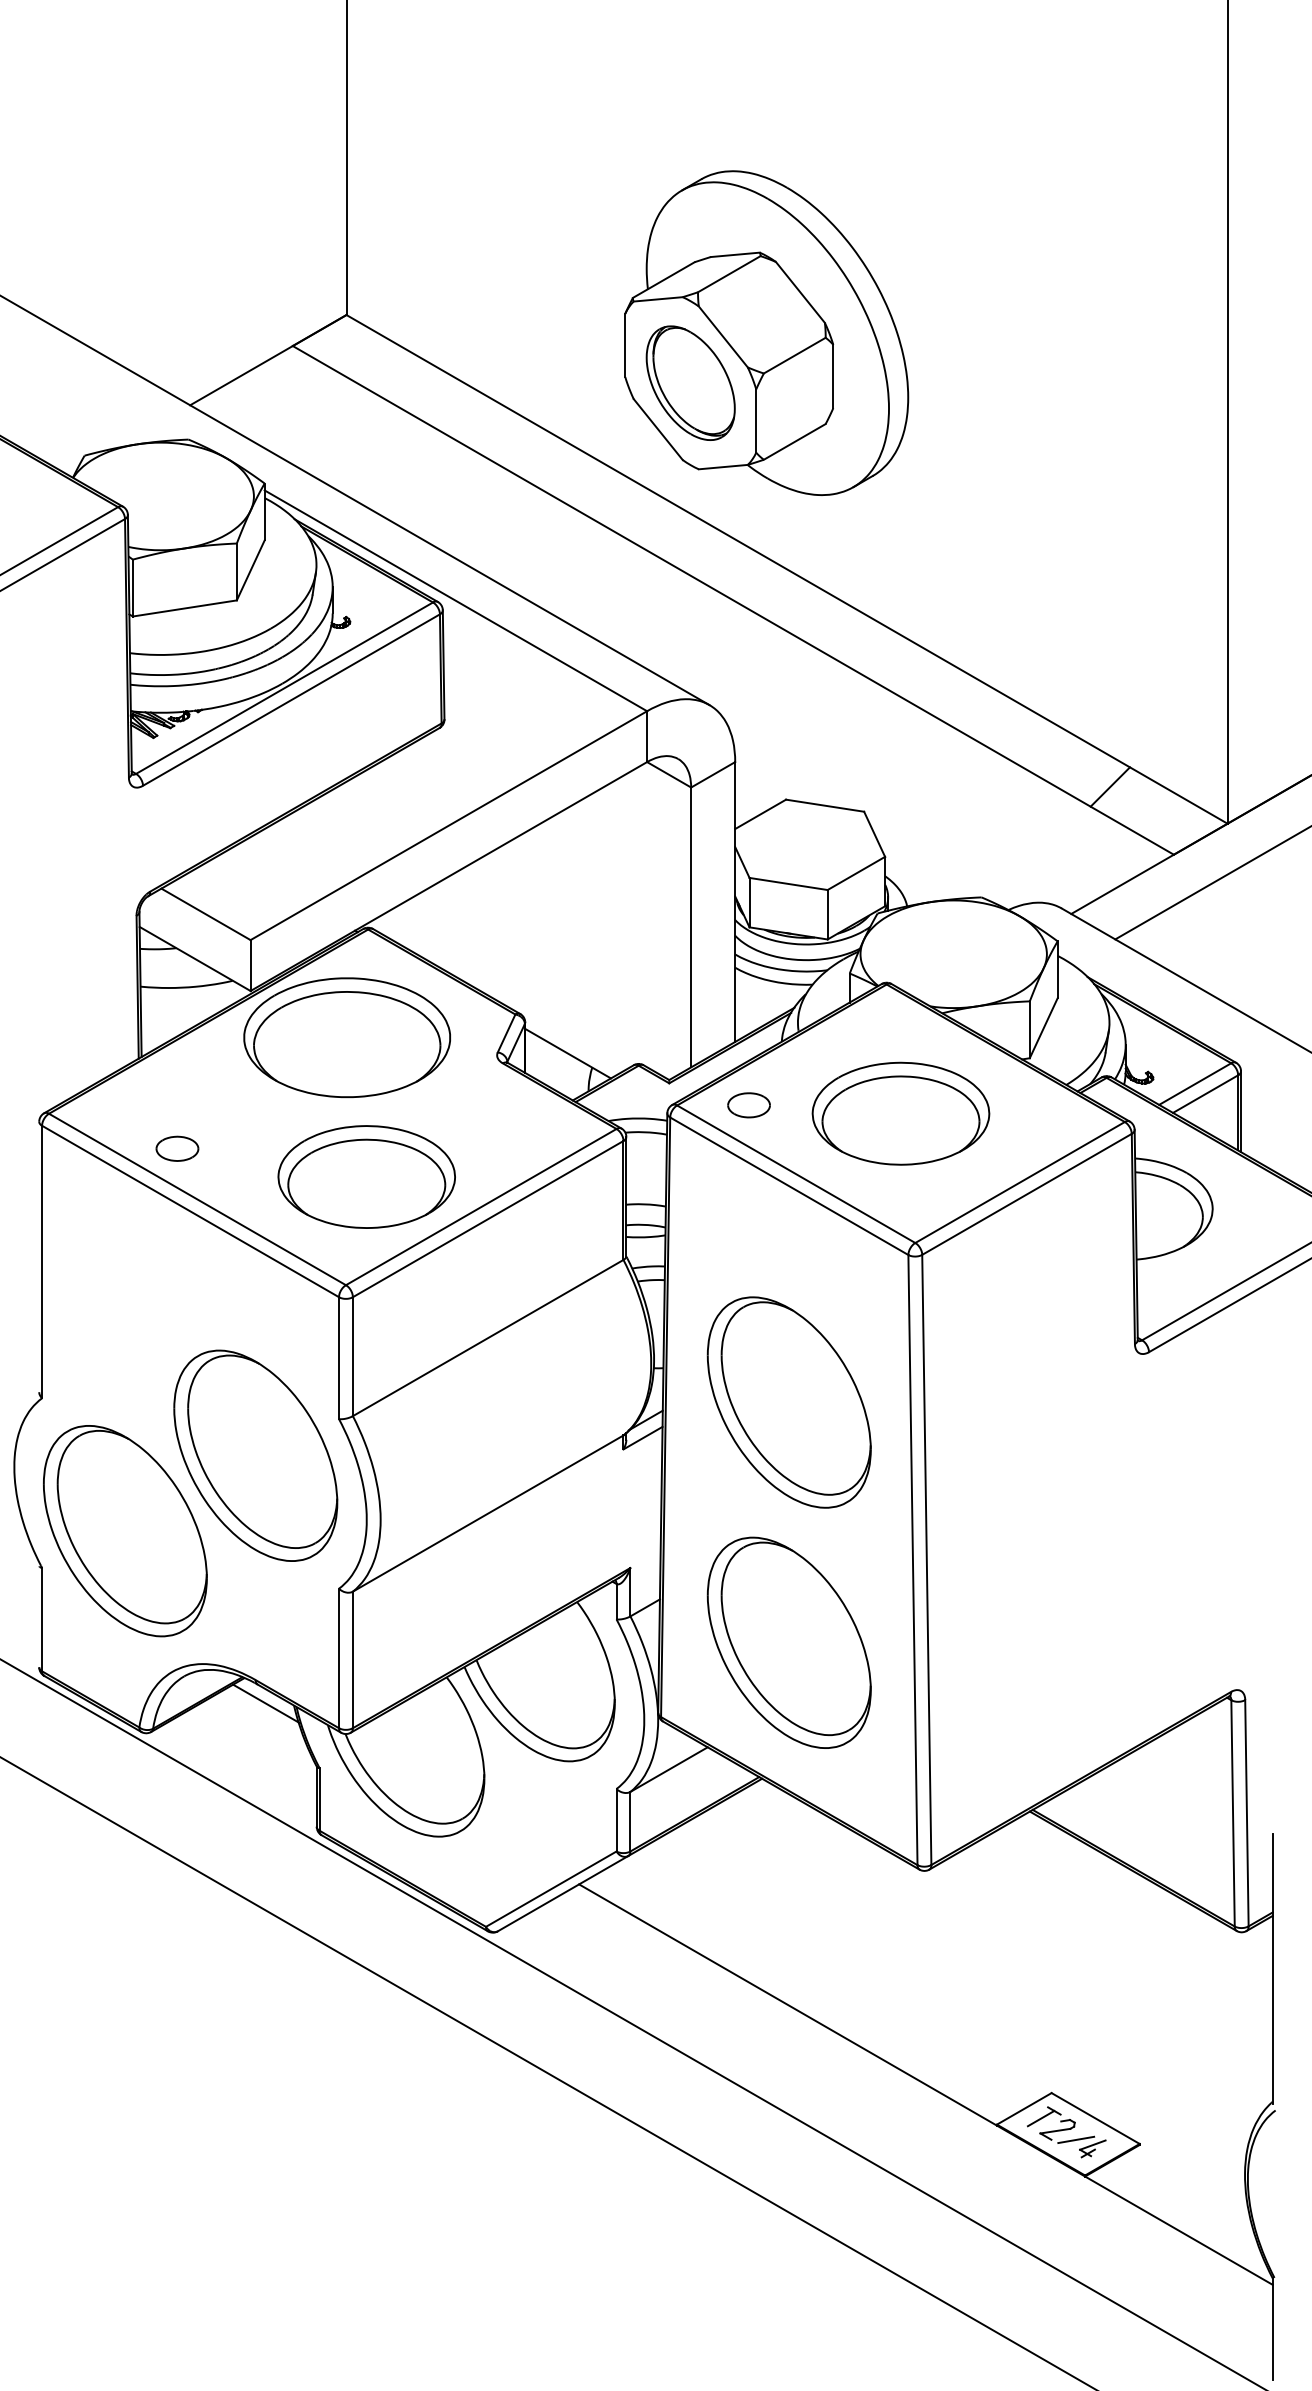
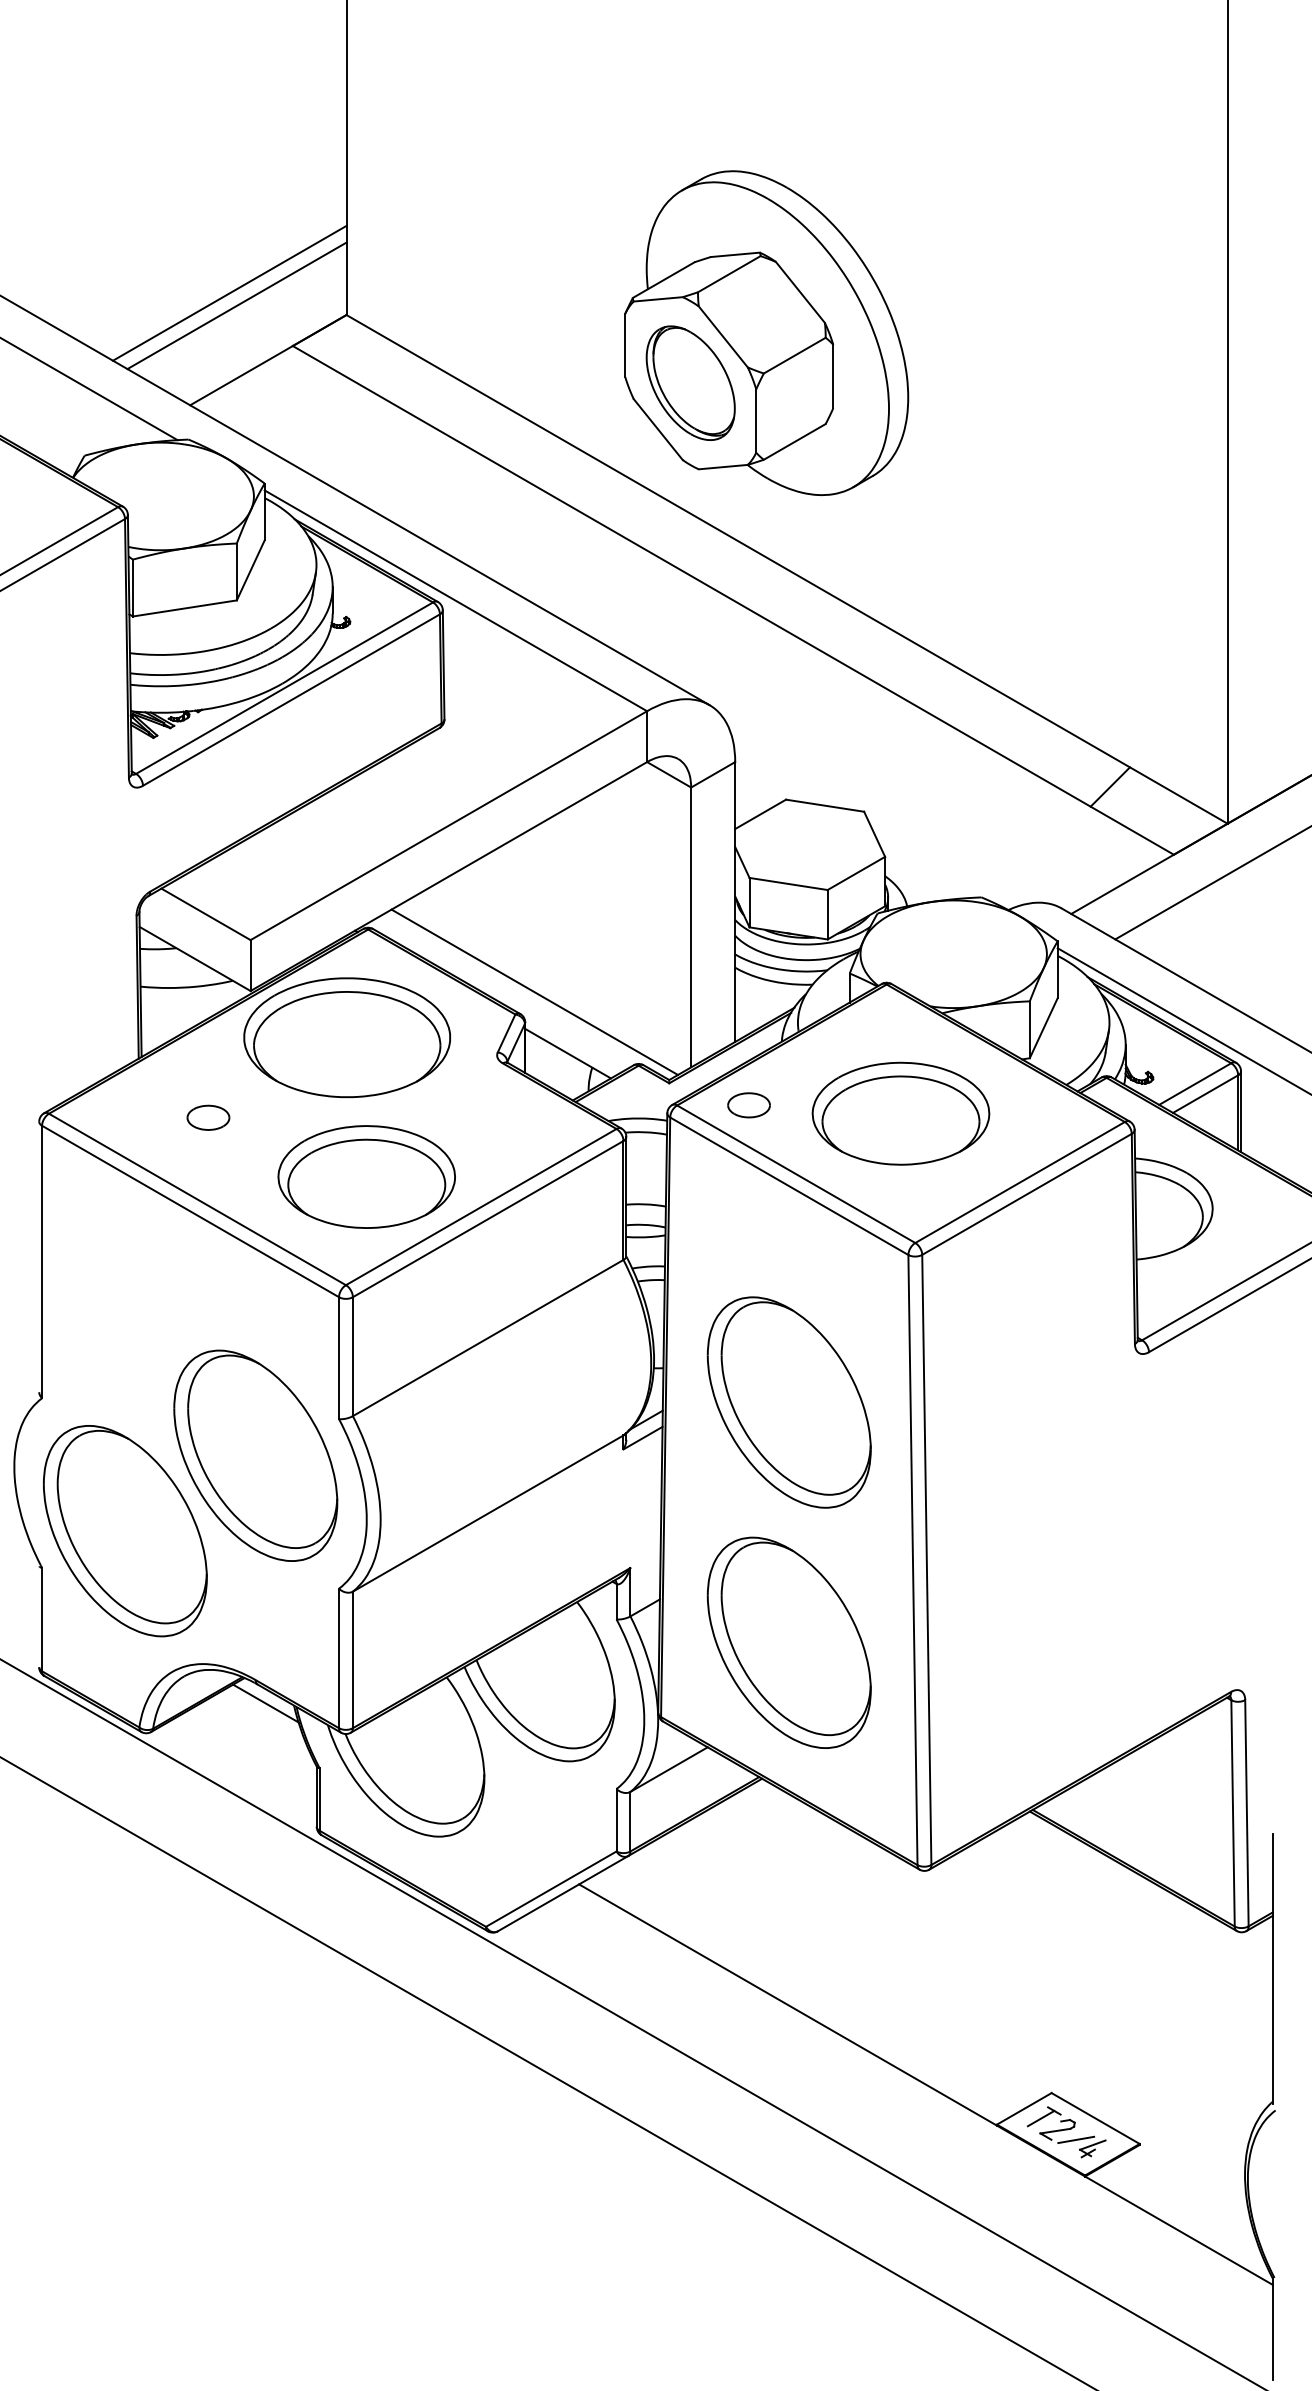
line: none -> present (229, 292)
line: none -> present (236, 305)
line: none -> present (89, 389)
line: none -> present (534, 991)
line: none -> present (1182, 1020)
part position: (177, 1148) -> (208, 1117) (208, 1117)
